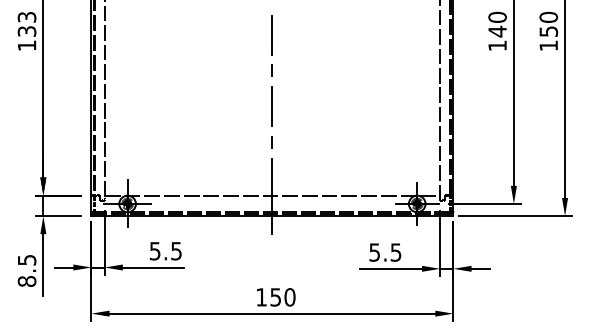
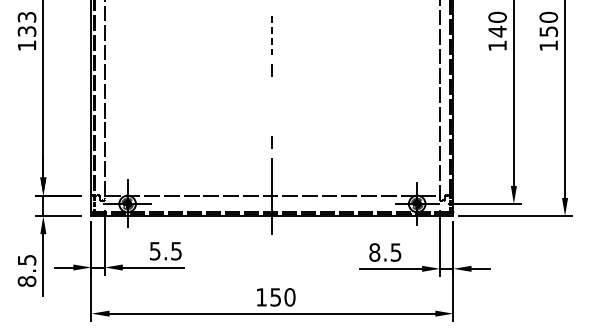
line: solid -> dashed (272, 35)
line: present -> none (271, 106)
text: 5.5 -> 8.5 (374, 252)
